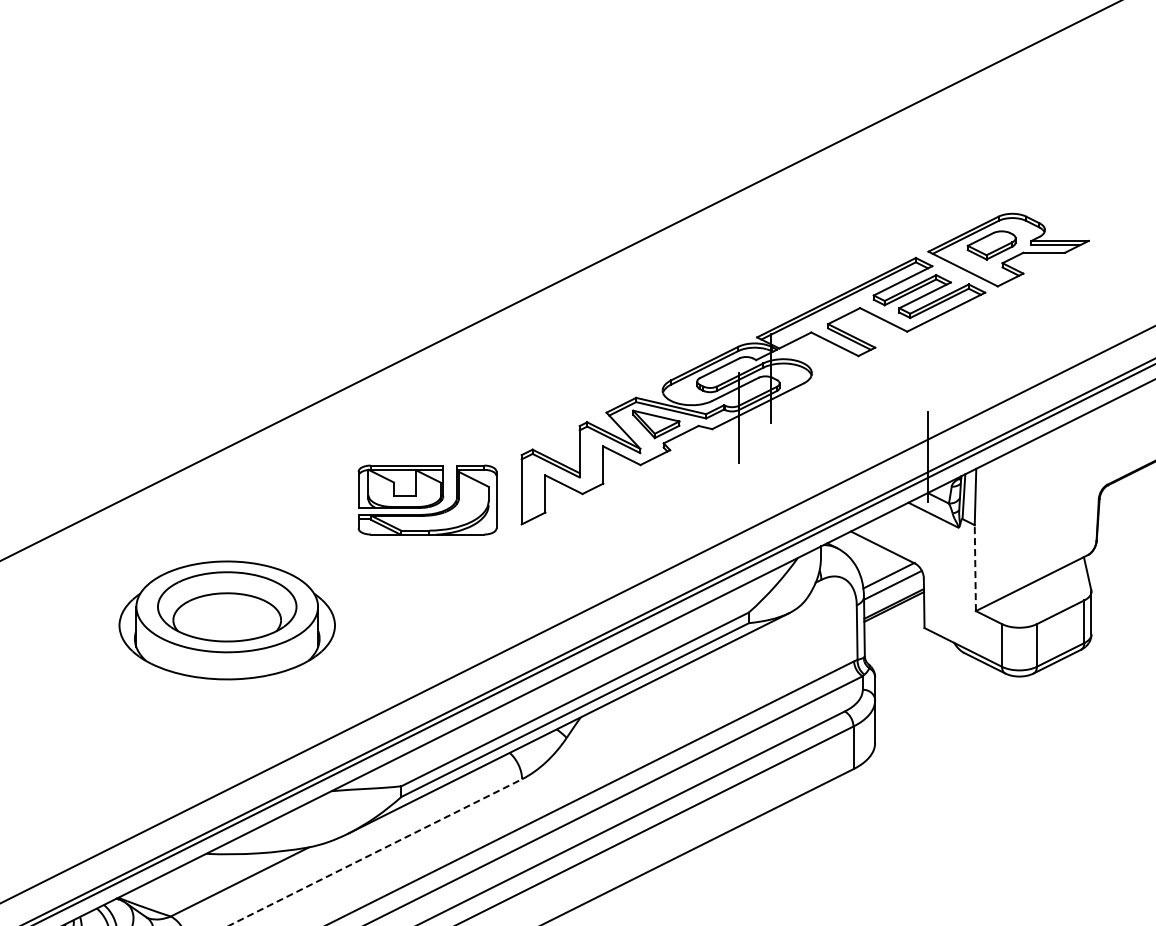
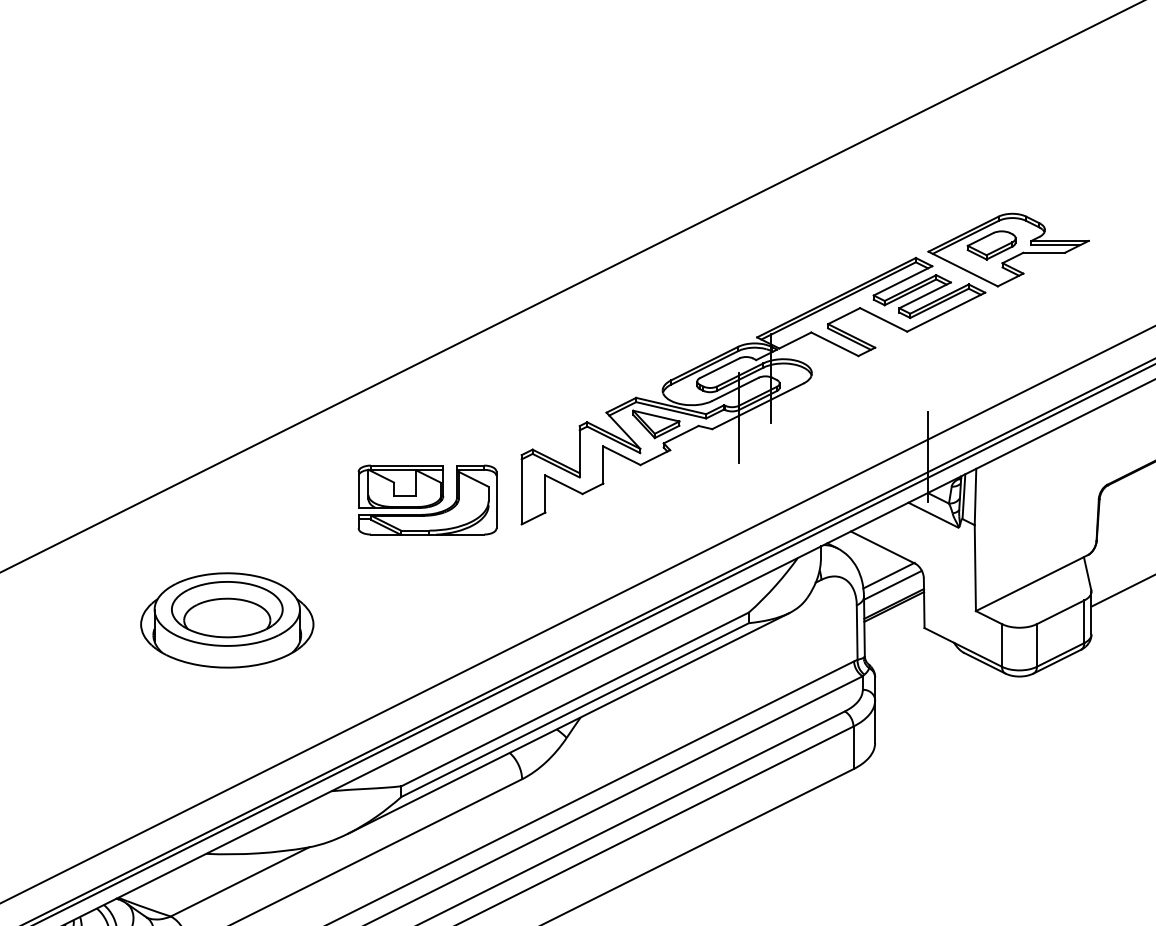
line position: (560, 280) -> (571, 286) (571, 286)
line: dashed -> solid (975, 568)
line: none -> present (1121, 591)
part size: 218x121 px -> 175x97 px (227, 620)
line: dashed -> solid (375, 852)
